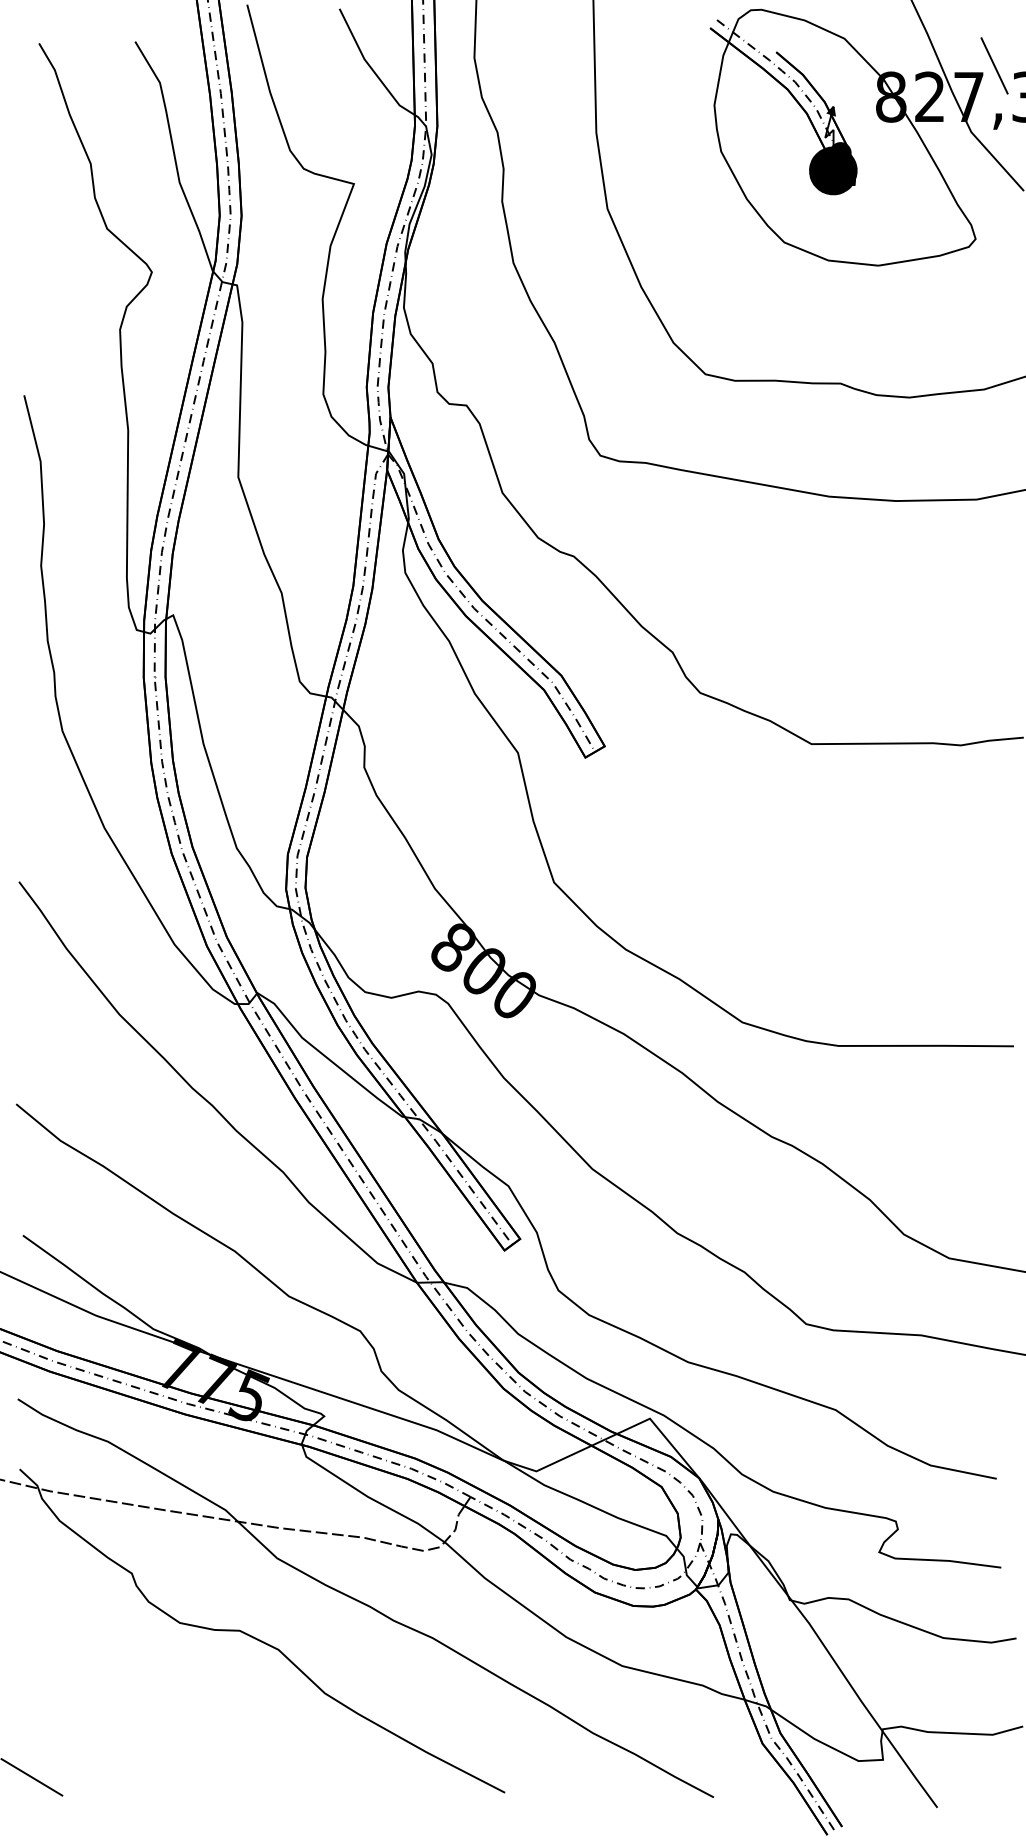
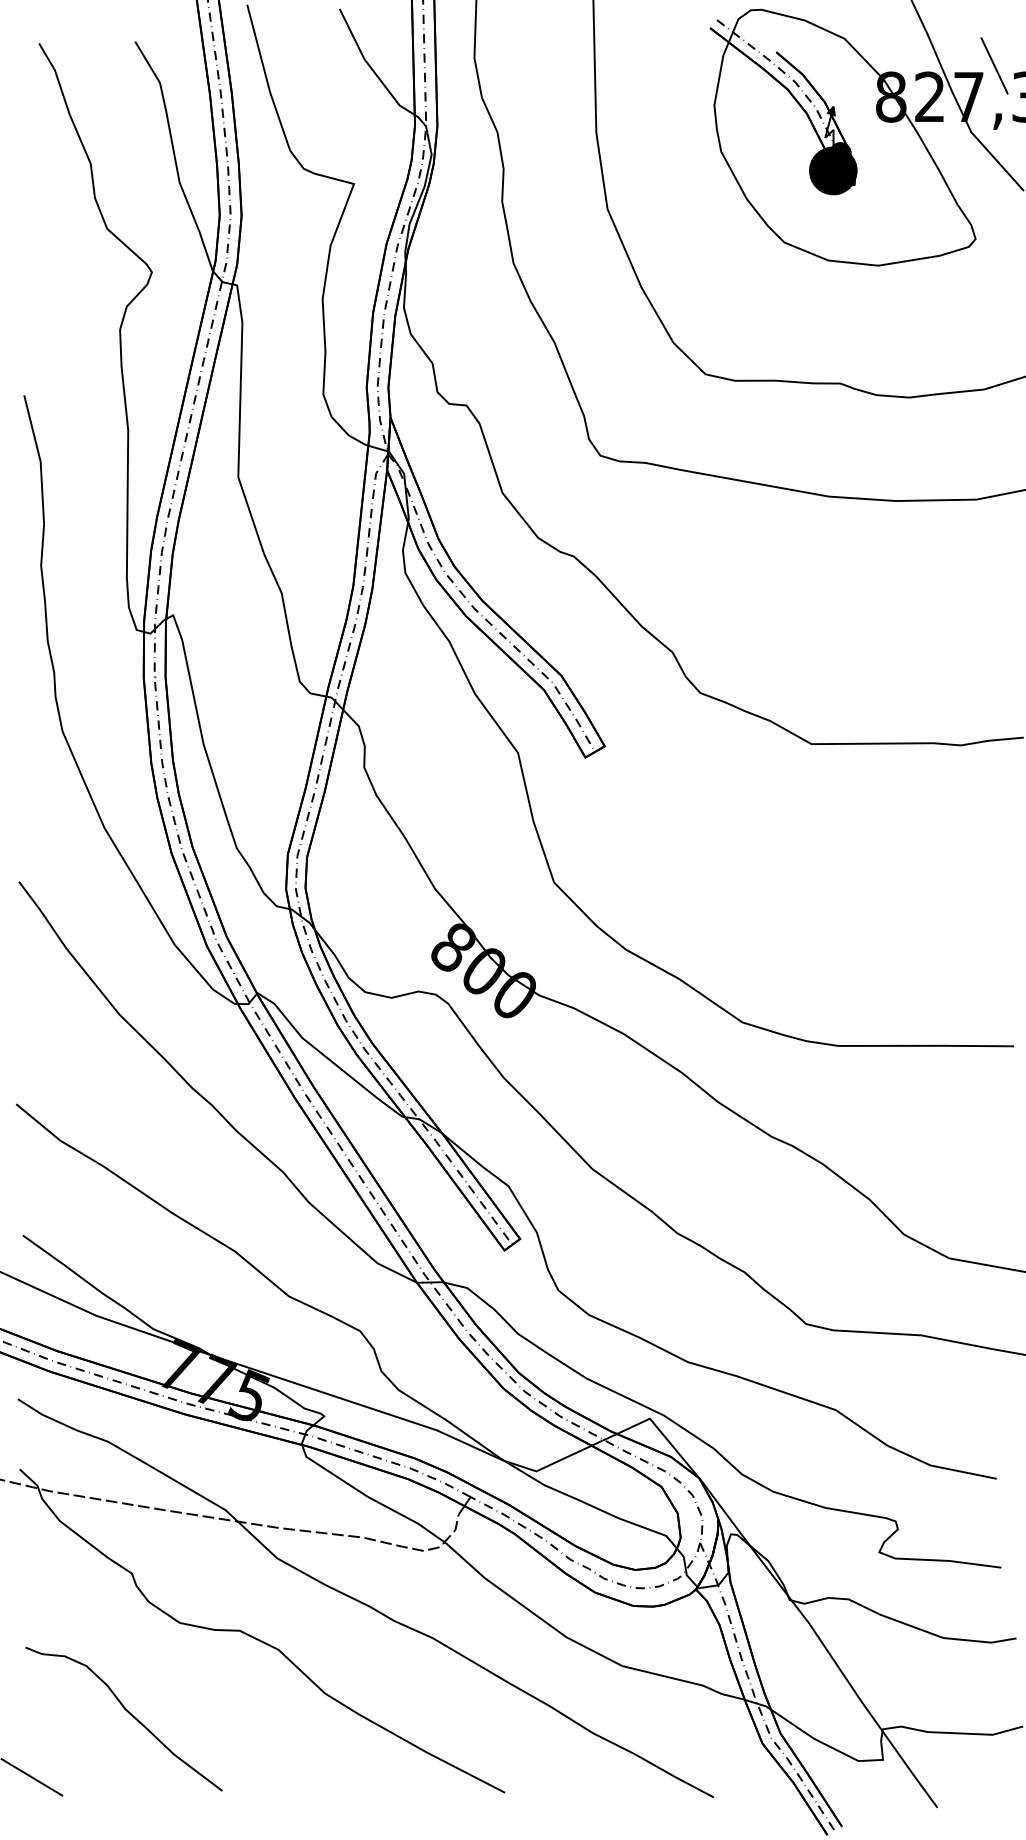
curve: none -> present (128, 1713)
